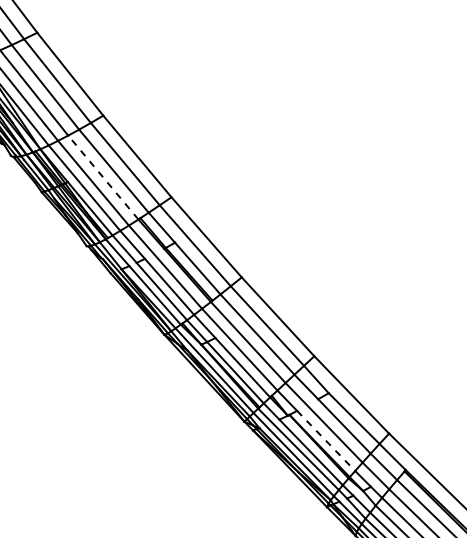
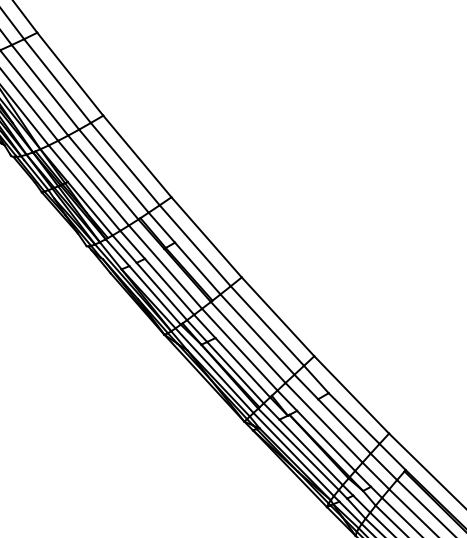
line: dashed -> solid (103, 177)
line: dashed -> solid (326, 440)
